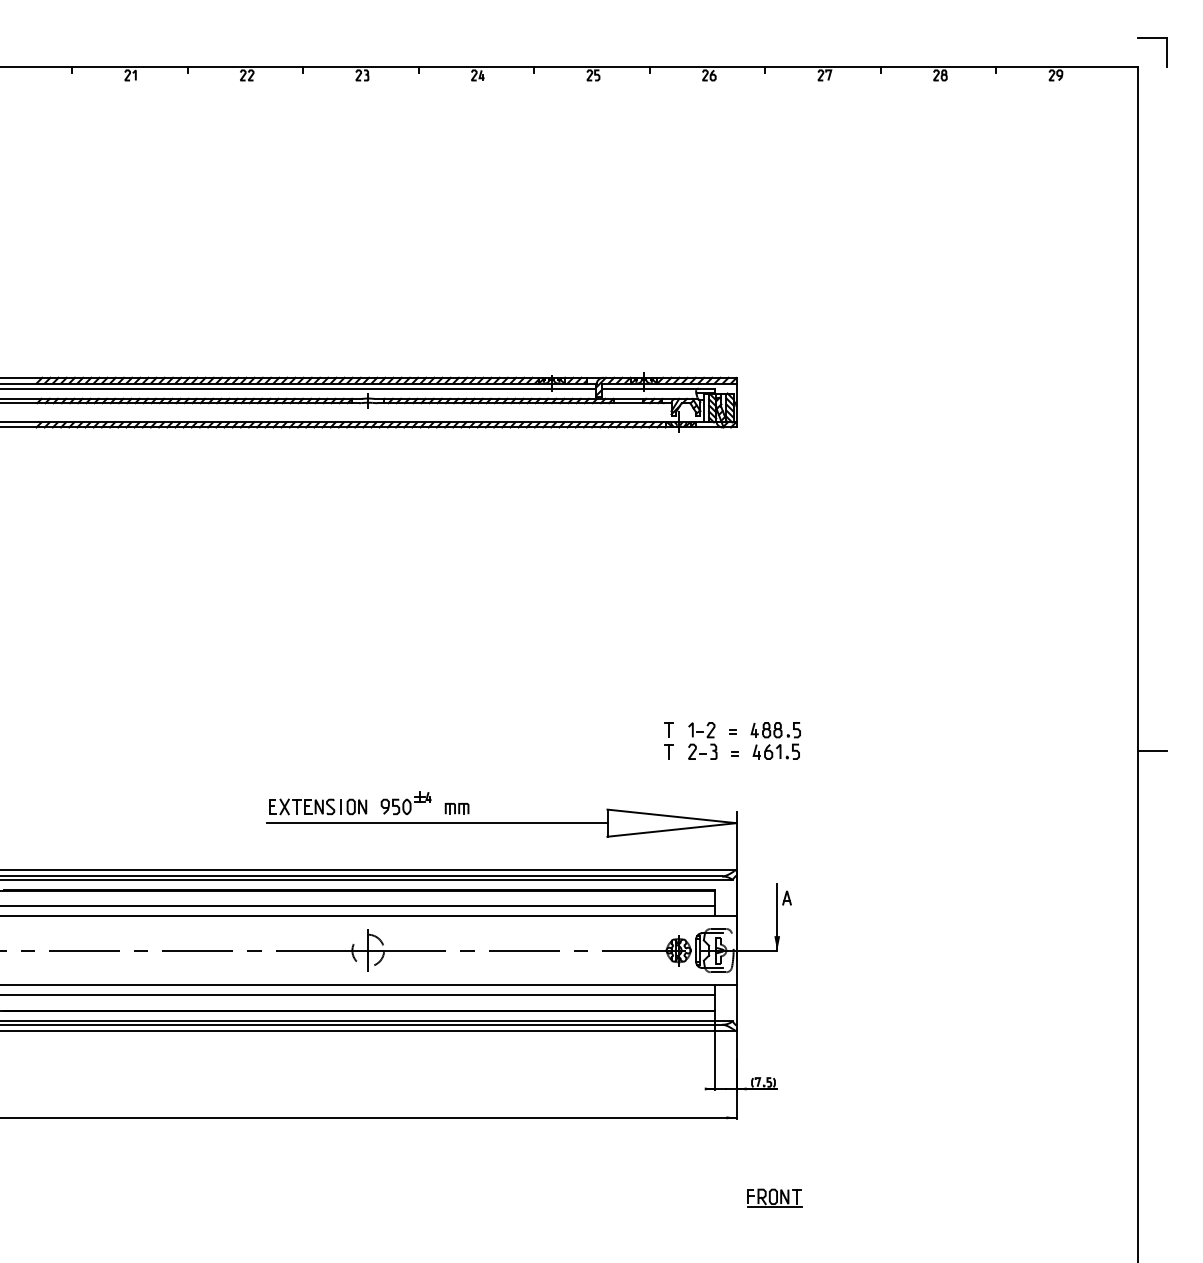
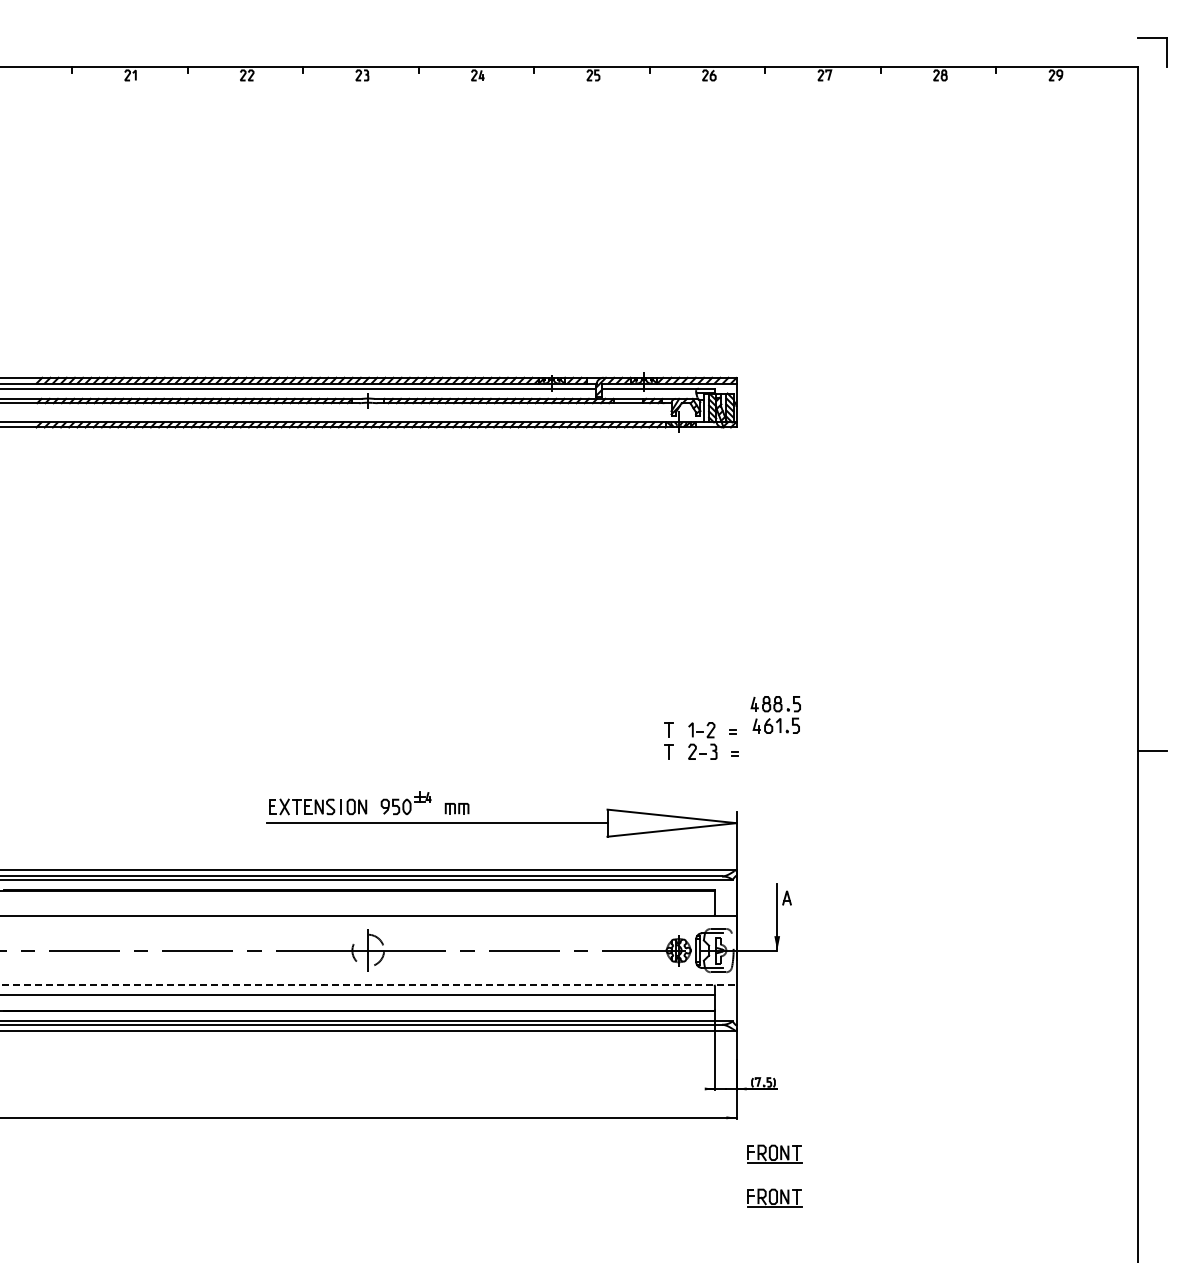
part position: (775, 740) -> (775, 714) (775, 714)
line: present -> none (358, 906)
line: solid -> dashed (368, 984)
part: none -> present (774, 1153)
